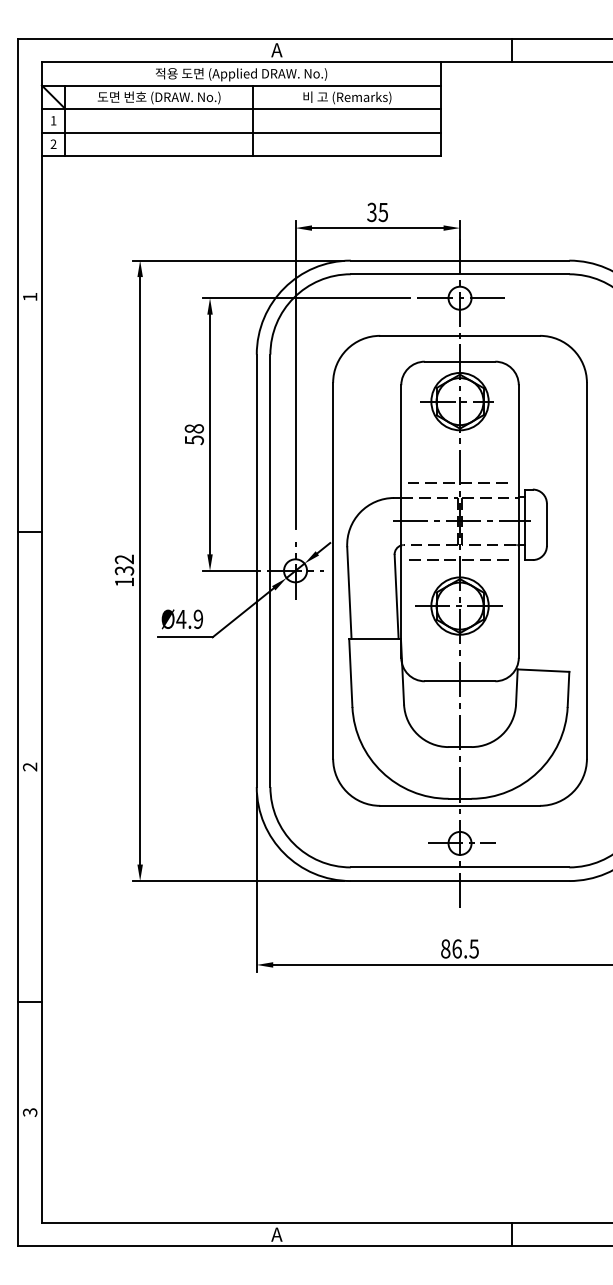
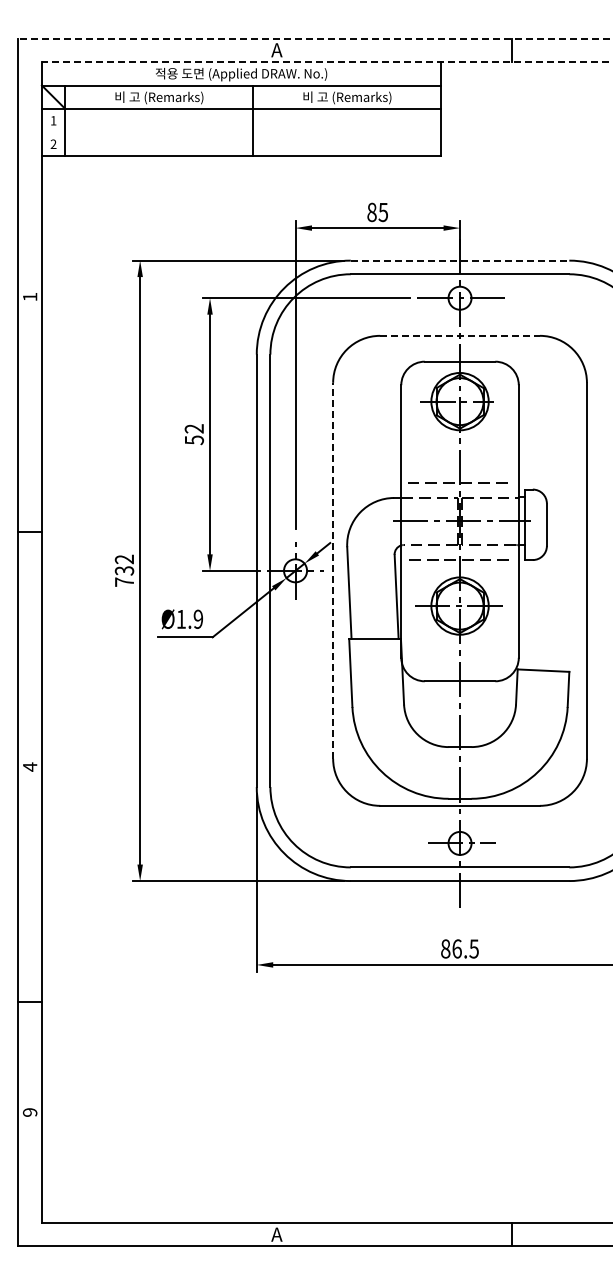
line: solid -> dashed (315, 38)
line: solid -> dashed (326, 62)
text: 도면 번호 (DRAW. No.) -> 비 고 (Remarks) (158, 97)
line: present -> none (241, 132)
text: 35 -> 85 (371, 211)
line: solid -> dashed (460, 260)
line: solid -> dashed (460, 335)
text: 58 -> 52 (194, 428)
line: solid -> dashed (333, 570)
text: 132 -> 732 (124, 581)
text: Ø4.9 -> Ø1.9 (181, 619)
text: 2 -> 4 (29, 766)
text: 3 -> 9 (30, 1112)
